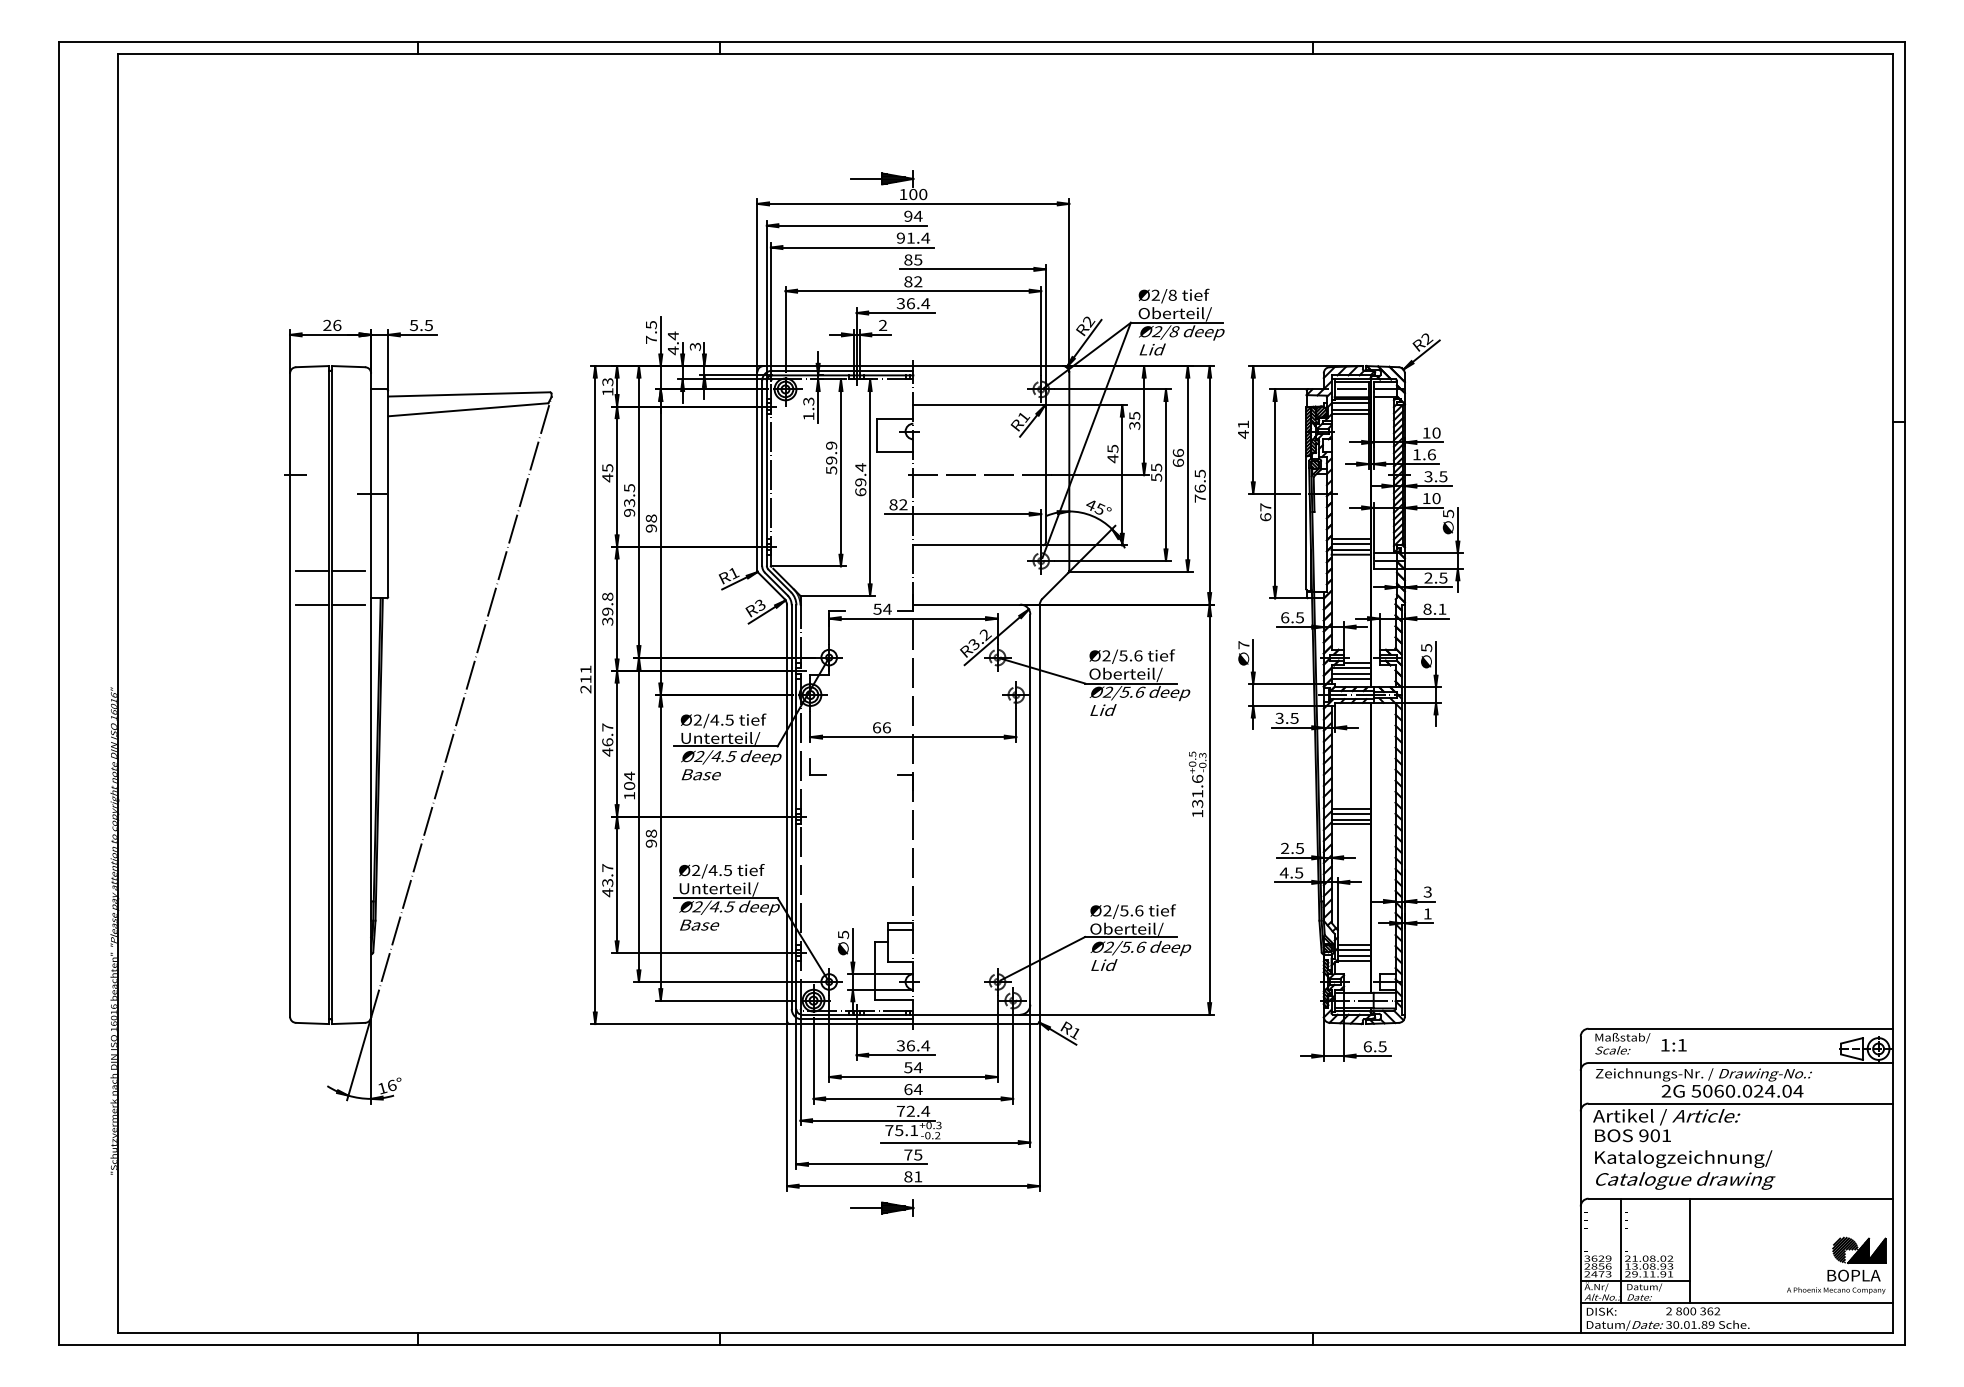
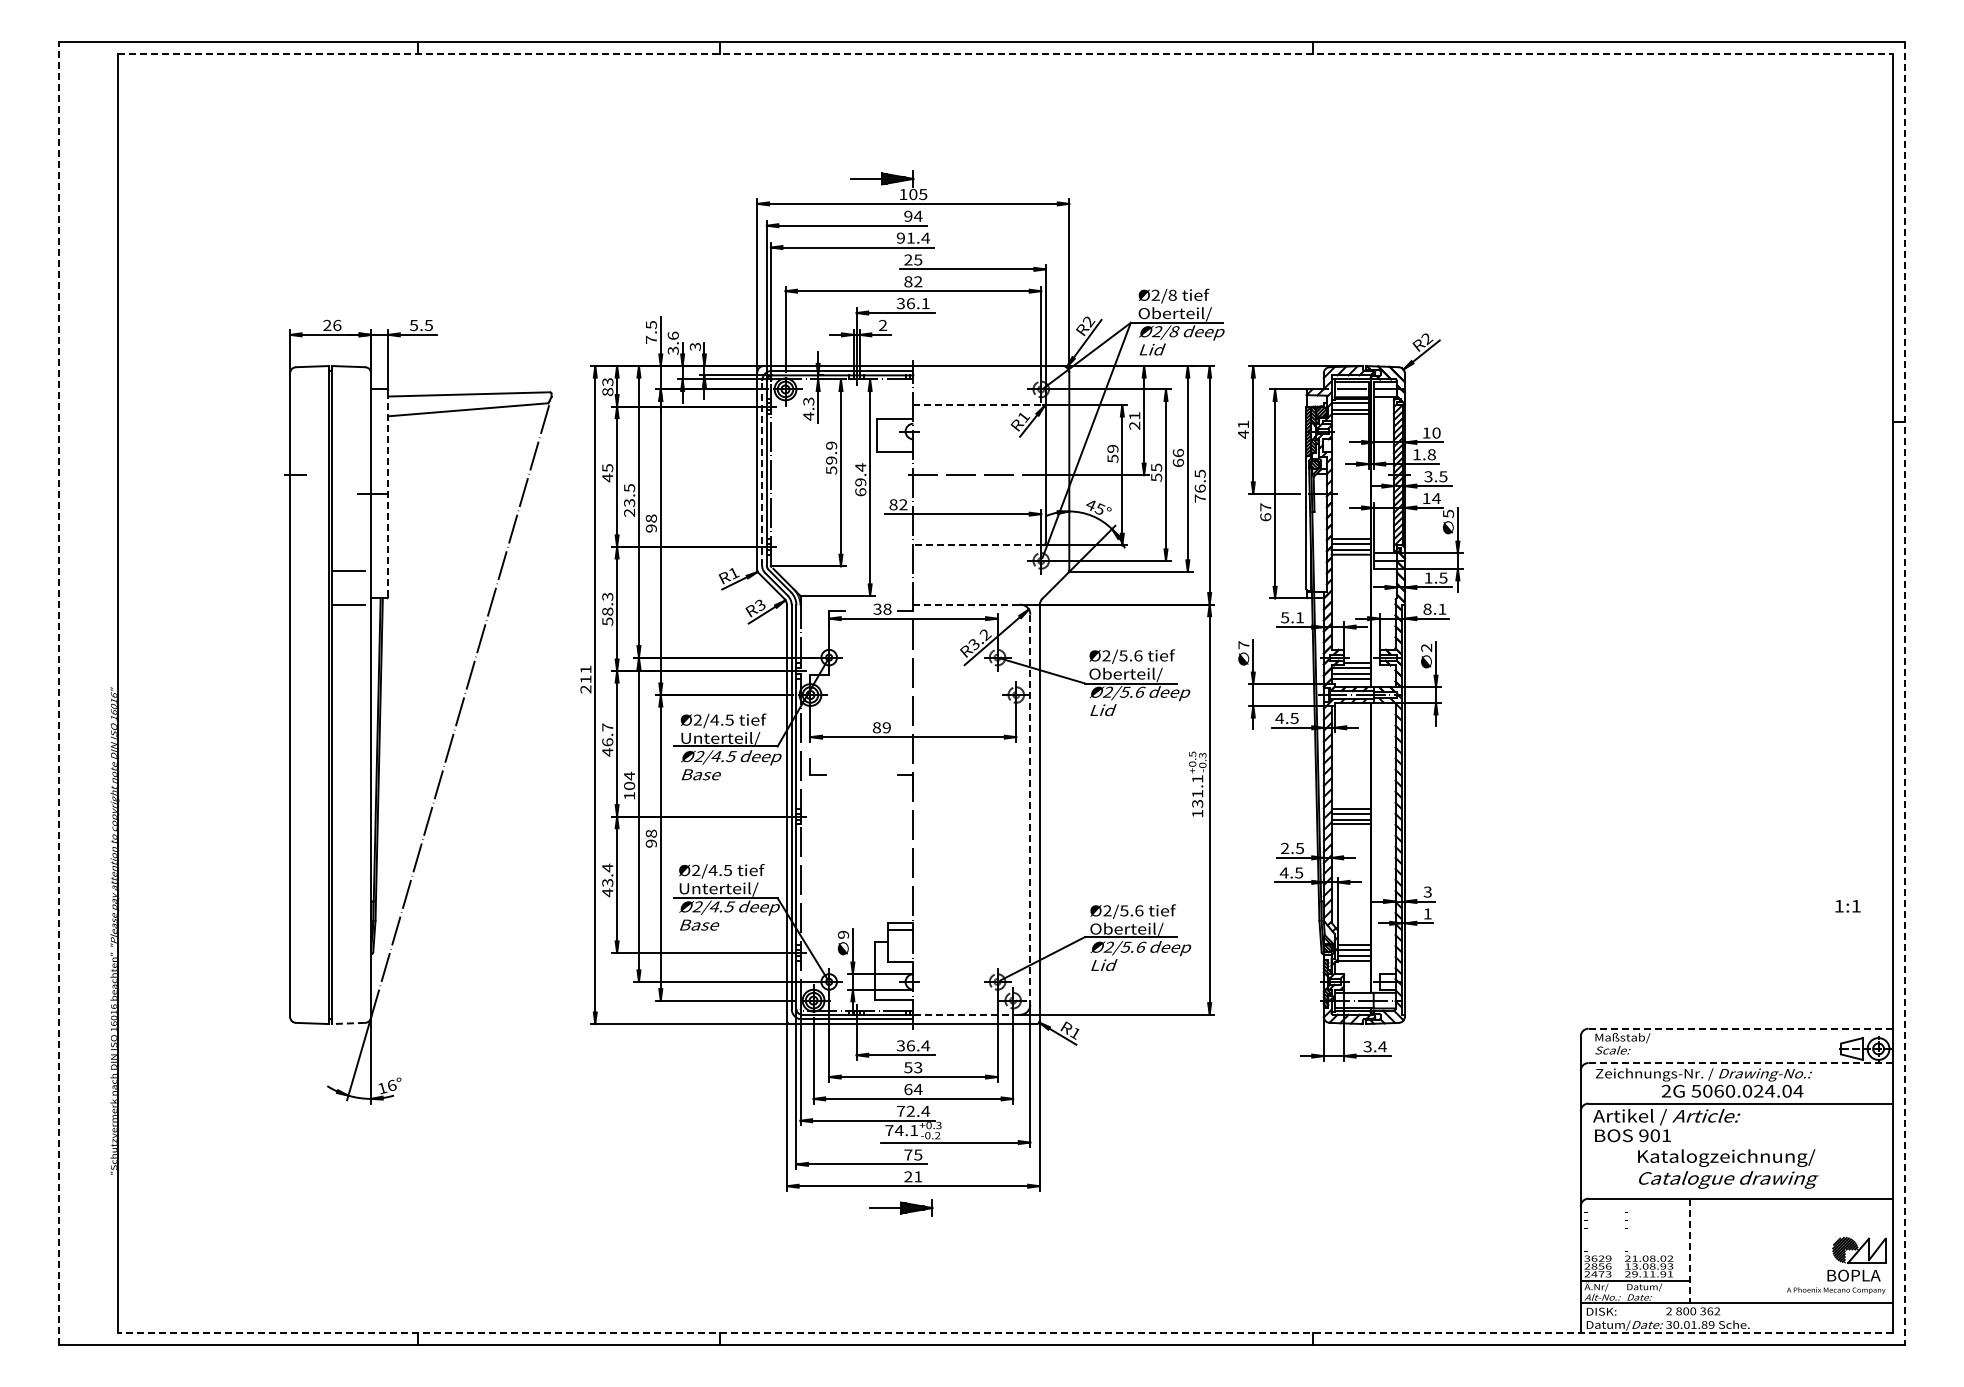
line: solid -> dashed (1005, 54)
text: 100 -> 105 (923, 193)
text: 85 -> 25 (908, 259)
text: 36.4 -> 36.1 (925, 303)
text: 4.4 -> 3.6 (672, 343)
text: 13 -> 83 (607, 392)
line: solid -> dashed (978, 405)
text: 1.3 -> 4.3 (808, 416)
text: 35 -> 21 (1134, 420)
text: 45 -> 59 (1112, 453)
text: 1.6 -> 1.8 (1431, 454)
line: solid -> dashed (762, 472)
line: solid -> dashed (388, 493)
text: 10 -> 14 (1436, 498)
text: 93.5 -> 23.5 (629, 512)
line: solid -> dashed (978, 545)
line: present -> none (312, 570)
text: 2.5 -> 1.5 (1428, 577)
line: solid -> dashed (967, 604)
line: present -> none (312, 605)
text: 39.8 -> 58.3 (607, 608)
text: 54 -> 38 (882, 608)
text: 6.5 -> 5.1 (1292, 617)
text: 5 -> 2 (1426, 647)
line: solid -> dashed (58, 693)
line: solid -> dashed (1905, 693)
text: 3.5 -> 4.5 (1279, 717)
text: 66 -> 89 (881, 727)
text: 131.6 -> 131.1 (1197, 778)
line: solid -> dashed (1030, 810)
text: 43.7 -> 43.4 (607, 867)
text: 5 -> 9 (843, 934)
line: solid -> dashed (966, 1014)
line: solid -> dashed (348, 1023)
line: solid -> dashed (1740, 1028)
text position: (1673, 1045) -> (1847, 906) (1847, 906)
text: 6.5 -> 3.4 (1374, 1046)
line: solid -> dashed (1740, 1063)
text: 54 -> 53 (917, 1067)
text: 75.1 -> 74.1 (898, 1130)
text position: (1685, 1169) -> (1728, 1168) (1728, 1168)
text: 81 -> 21 (908, 1176)
part position: (882, 1207) -> (901, 1207) (901, 1207)
line: present -> none (1621, 1250)
hatch: present -> none (1866, 1250)
line: solid -> dashed (1689, 1251)
line: solid -> dashed (1004, 1332)
